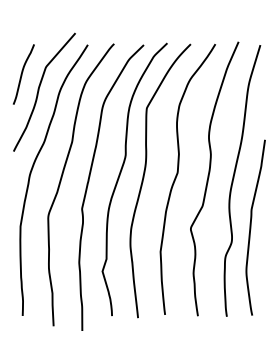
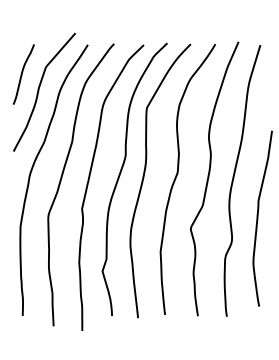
curve position: (251, 227) -> (258, 218) (258, 218)
